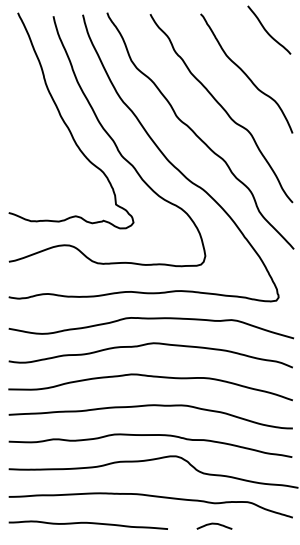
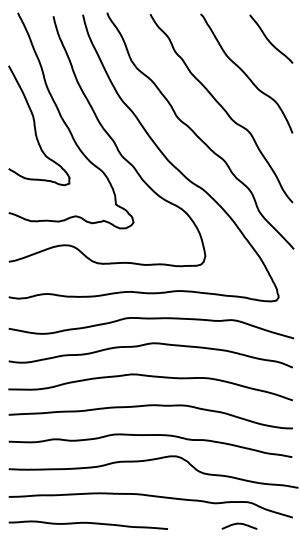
curve position: (267, 31) -> (269, 40) (269, 40)
curve: none -> present (35, 125)
curve position: (214, 524) -> (239, 524) (239, 524)
